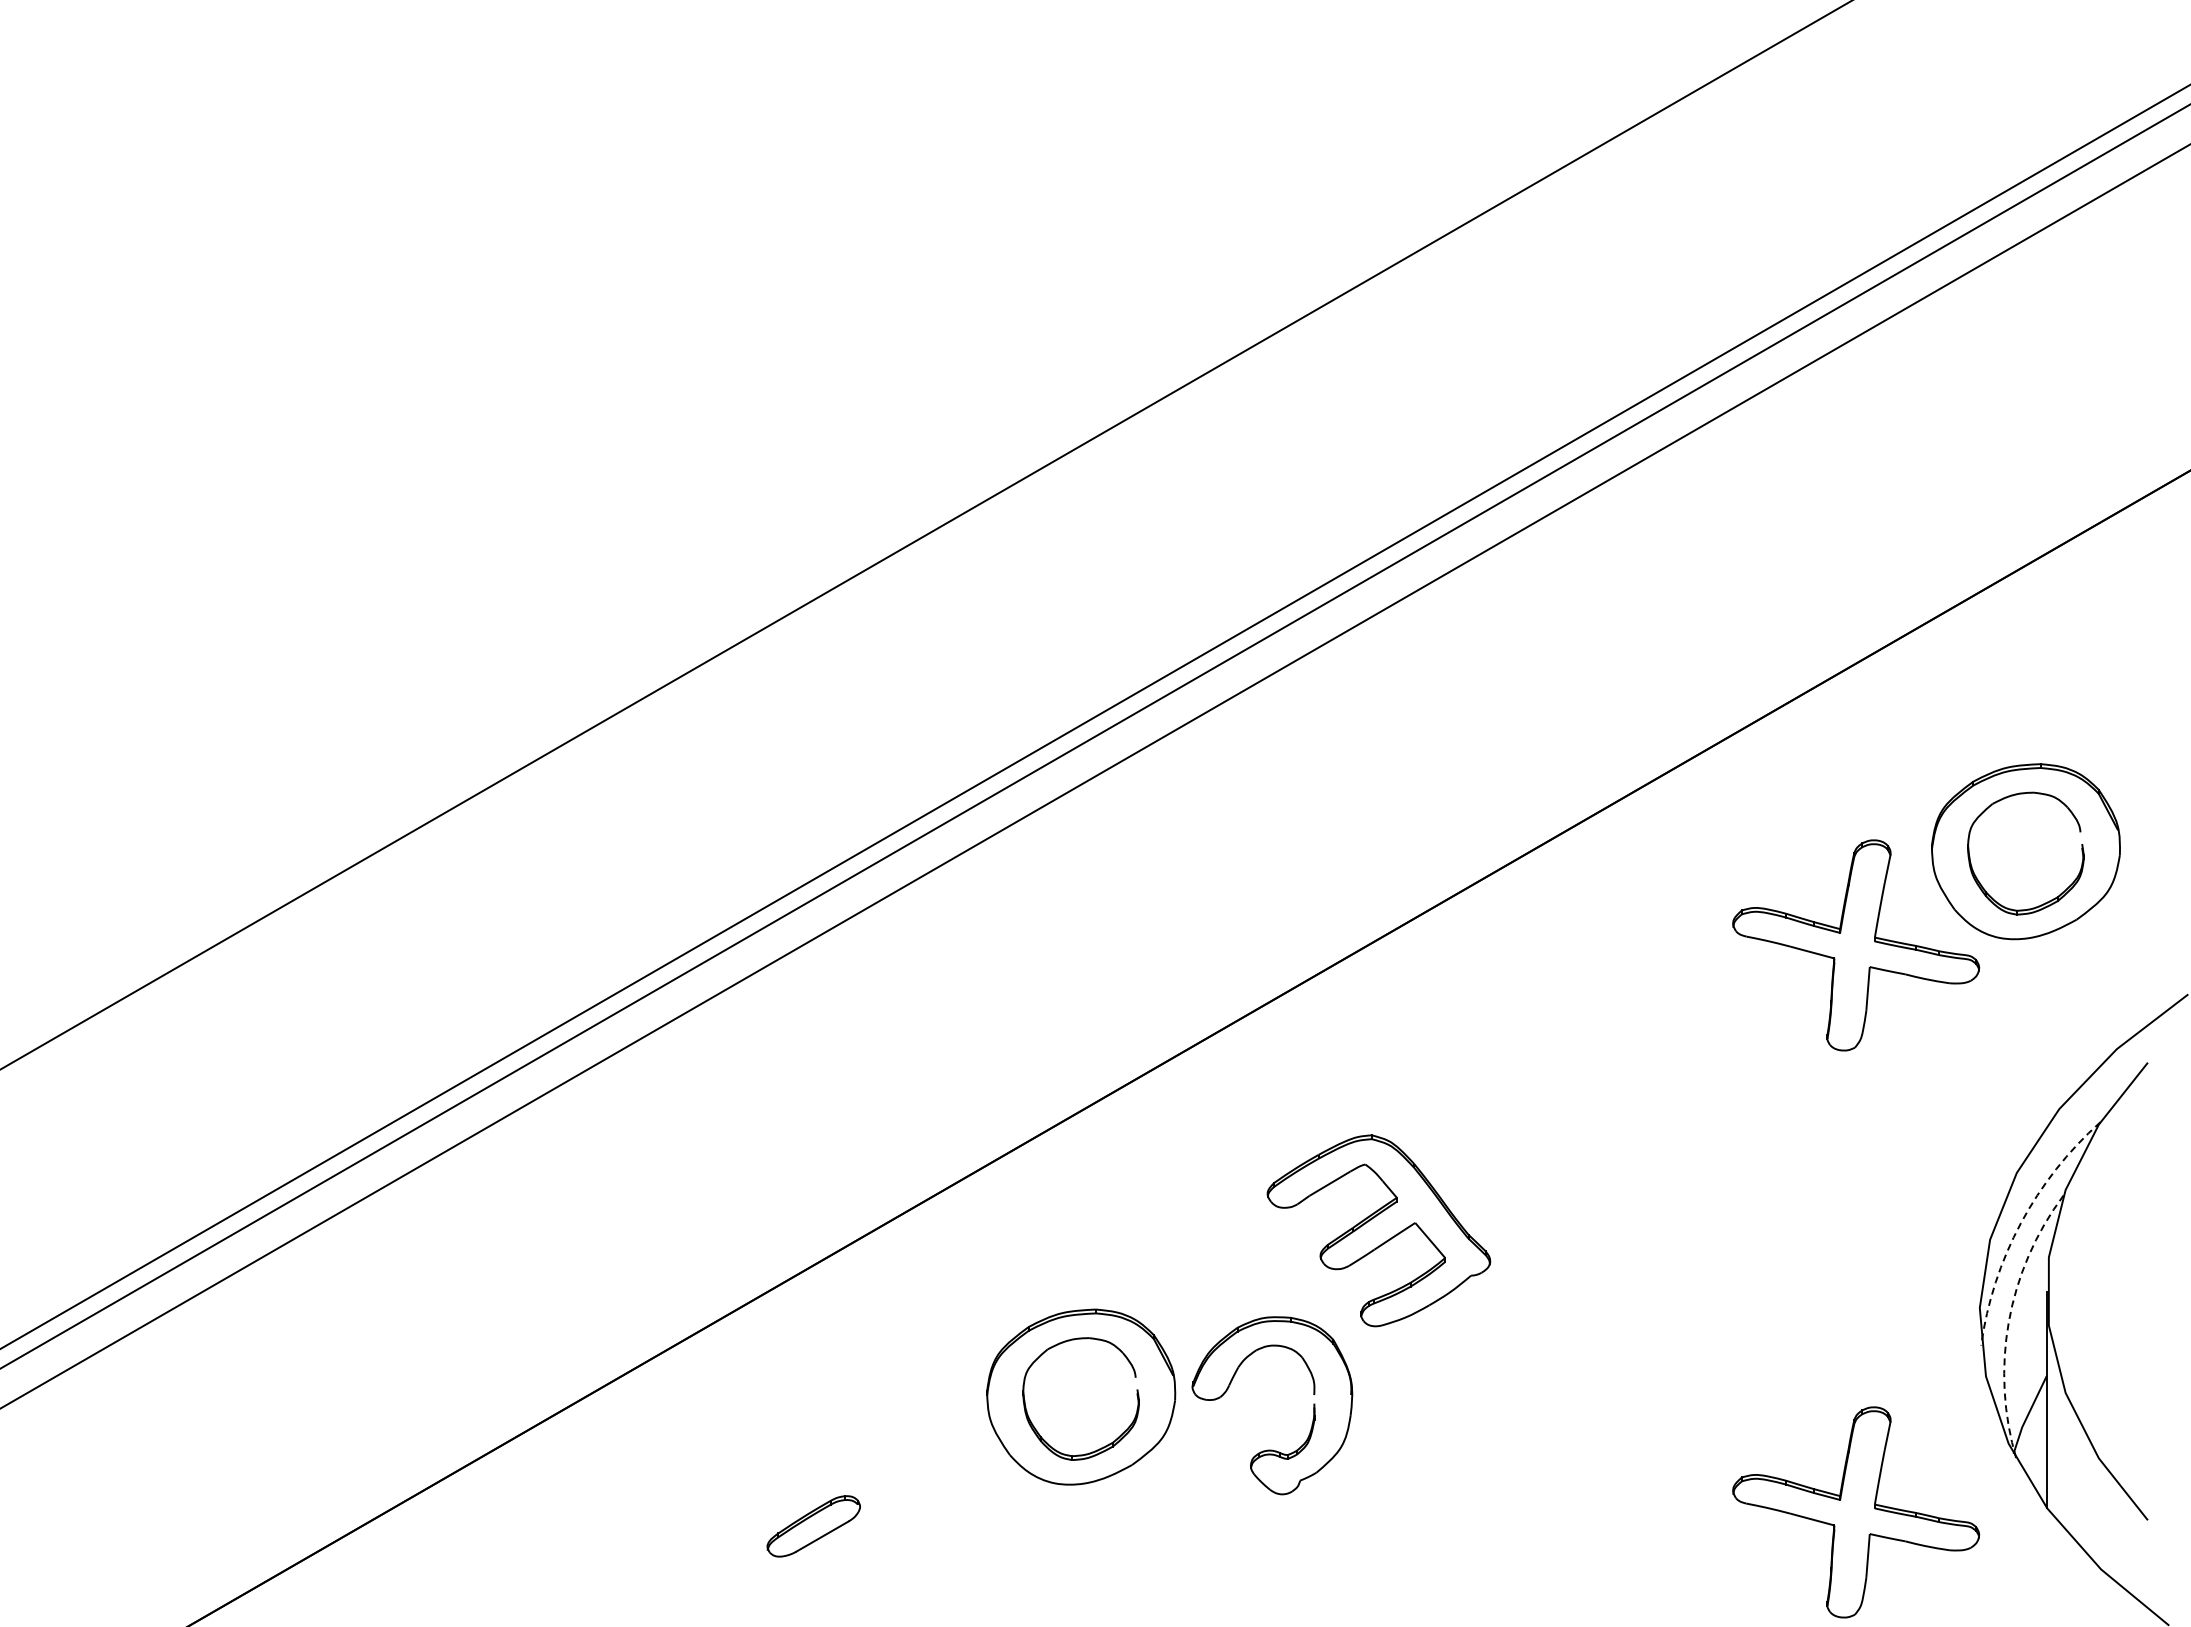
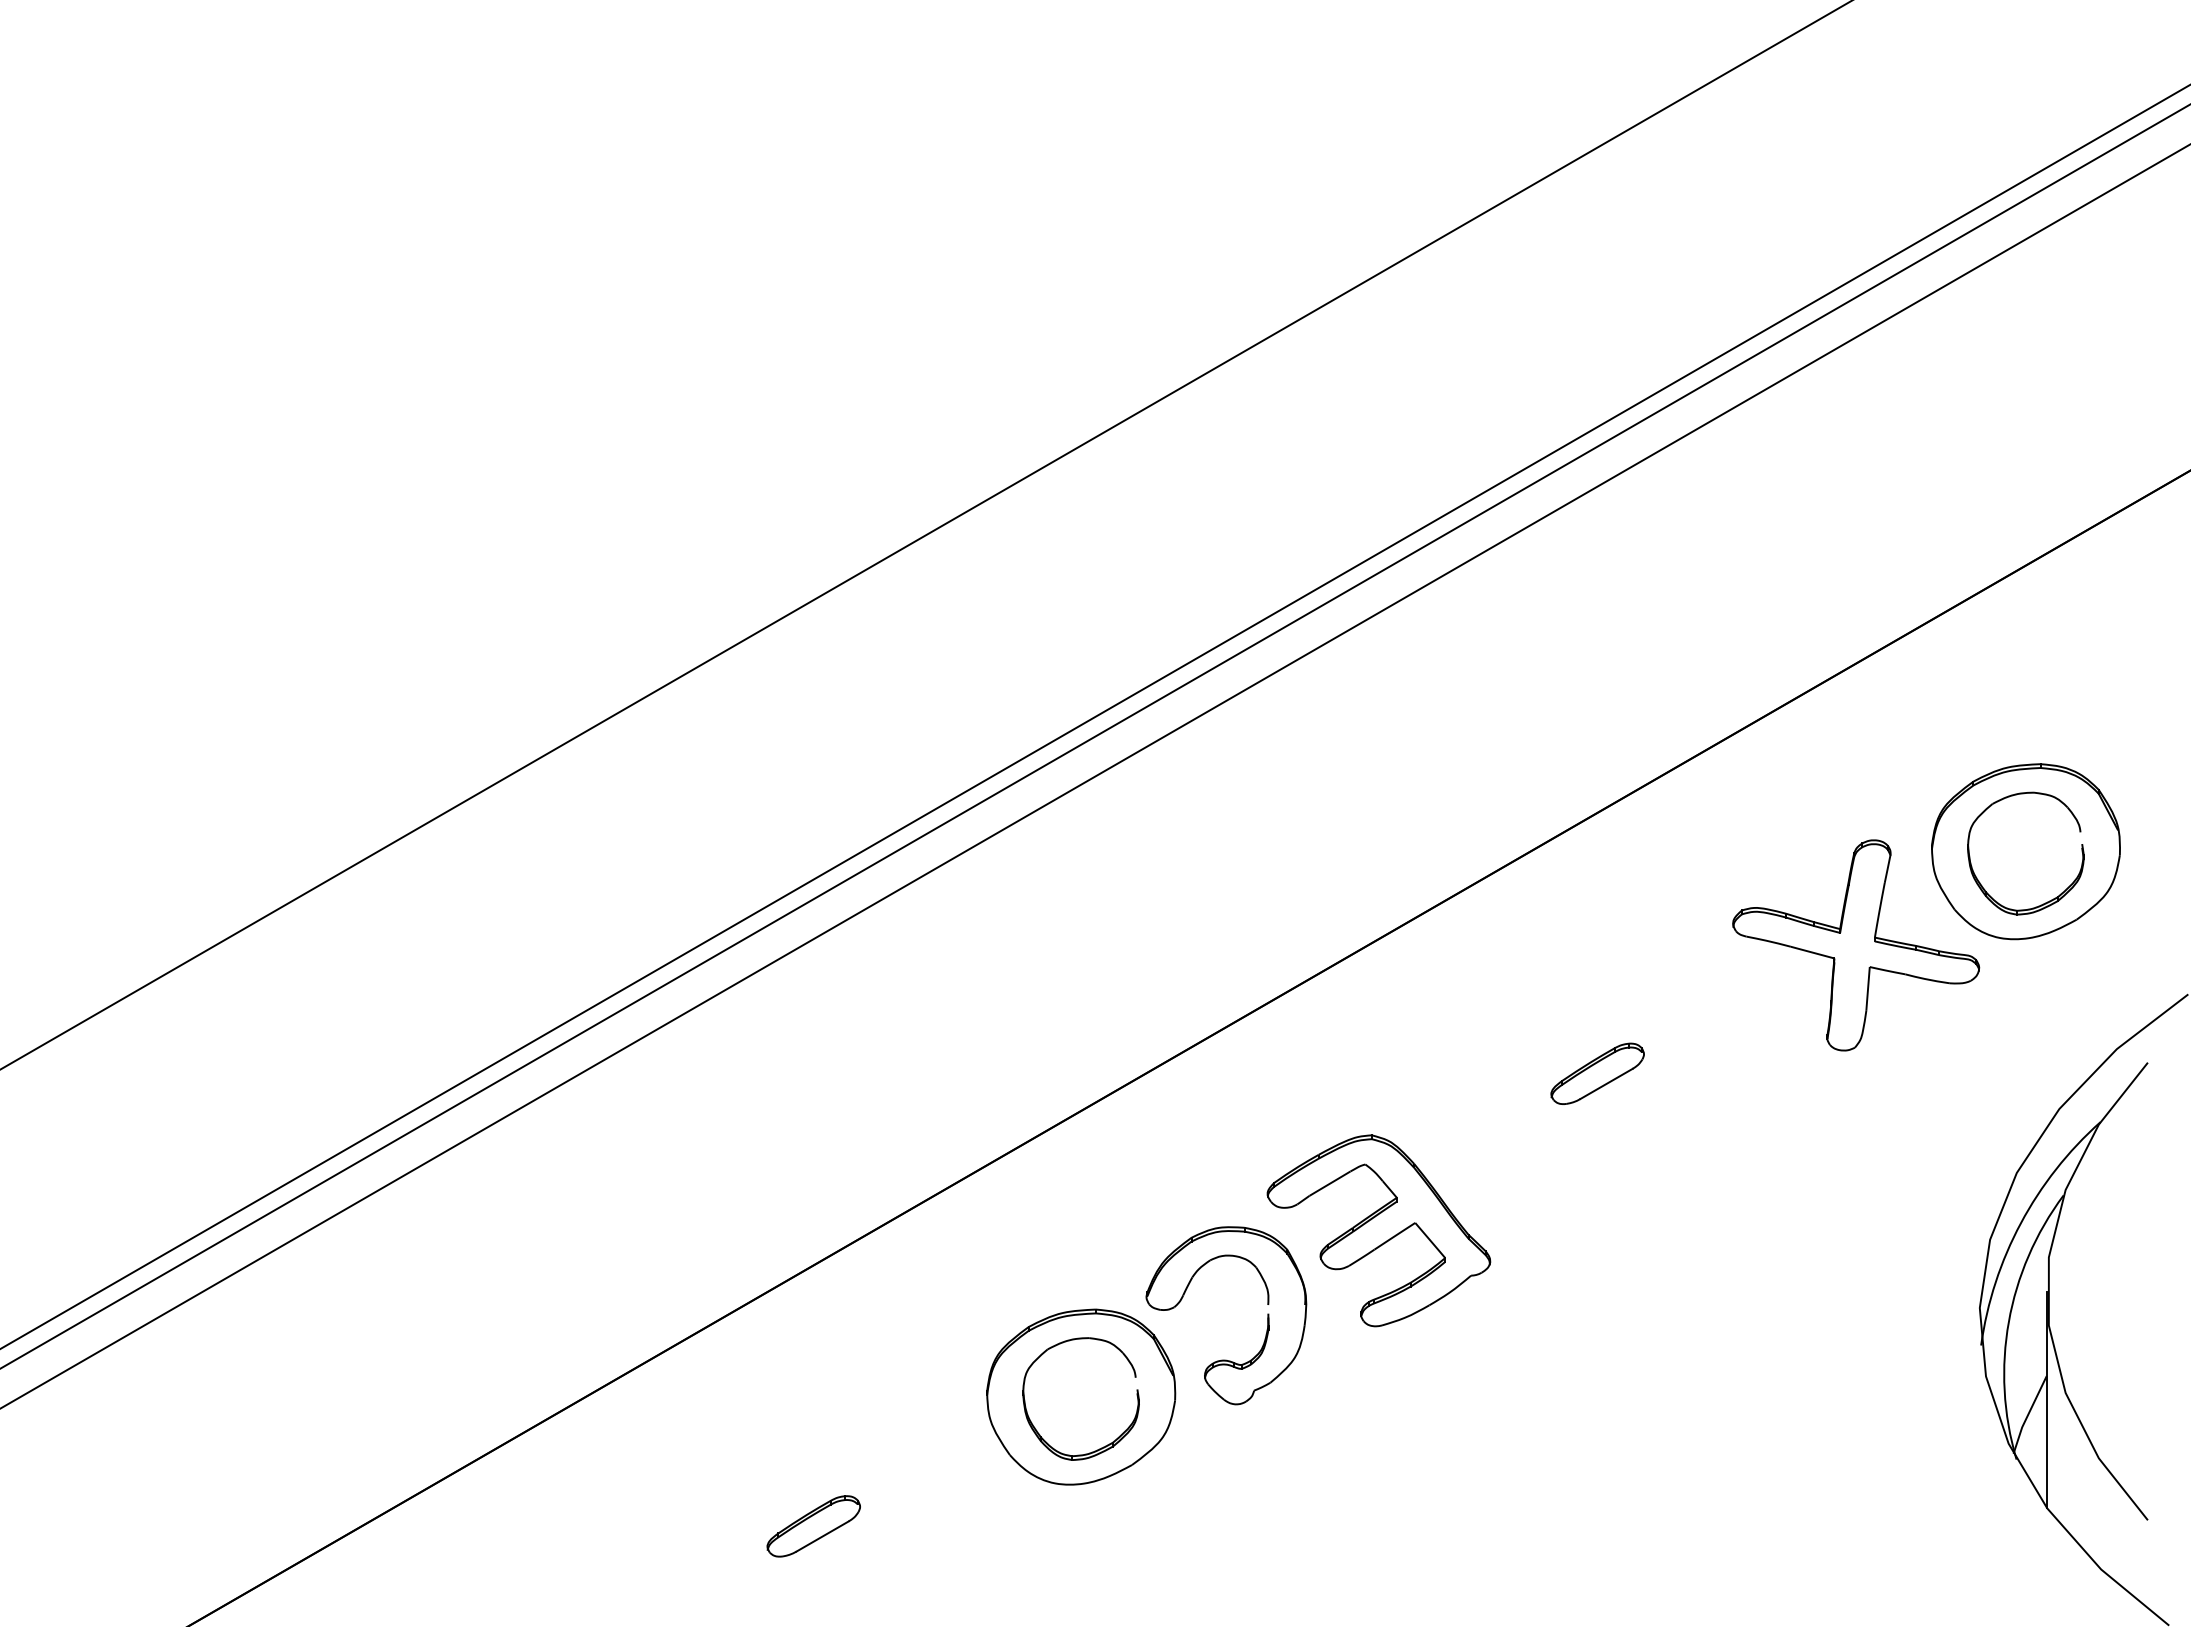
part: none -> present (1597, 1073)
arc: dashed -> solid (2020, 1223)
arc: dashed -> solid (2008, 1321)
part position: (1313, 1405) -> (1267, 1315) (1267, 1315)
part: present -> none (1856, 1512)
